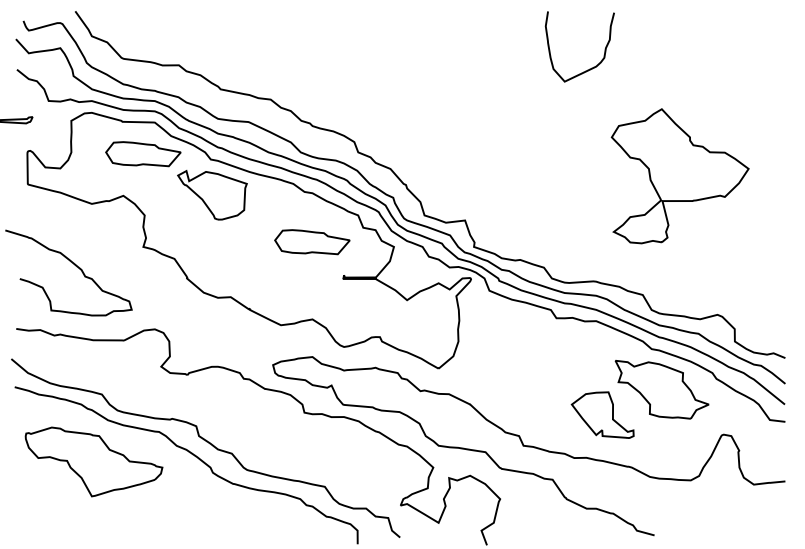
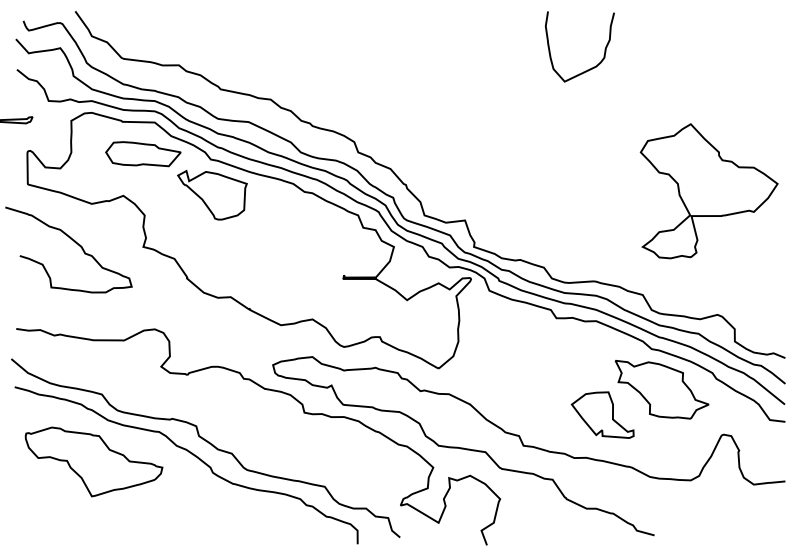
part position: (679, 176) -> (708, 191) (708, 191)
part: present -> none (312, 242)
curve position: (74, 265) -> (74, 242) (74, 242)
